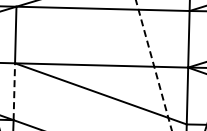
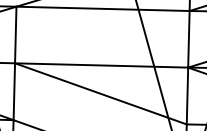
line: dashed -> solid (153, 65)
line: dashed -> solid (14, 91)
